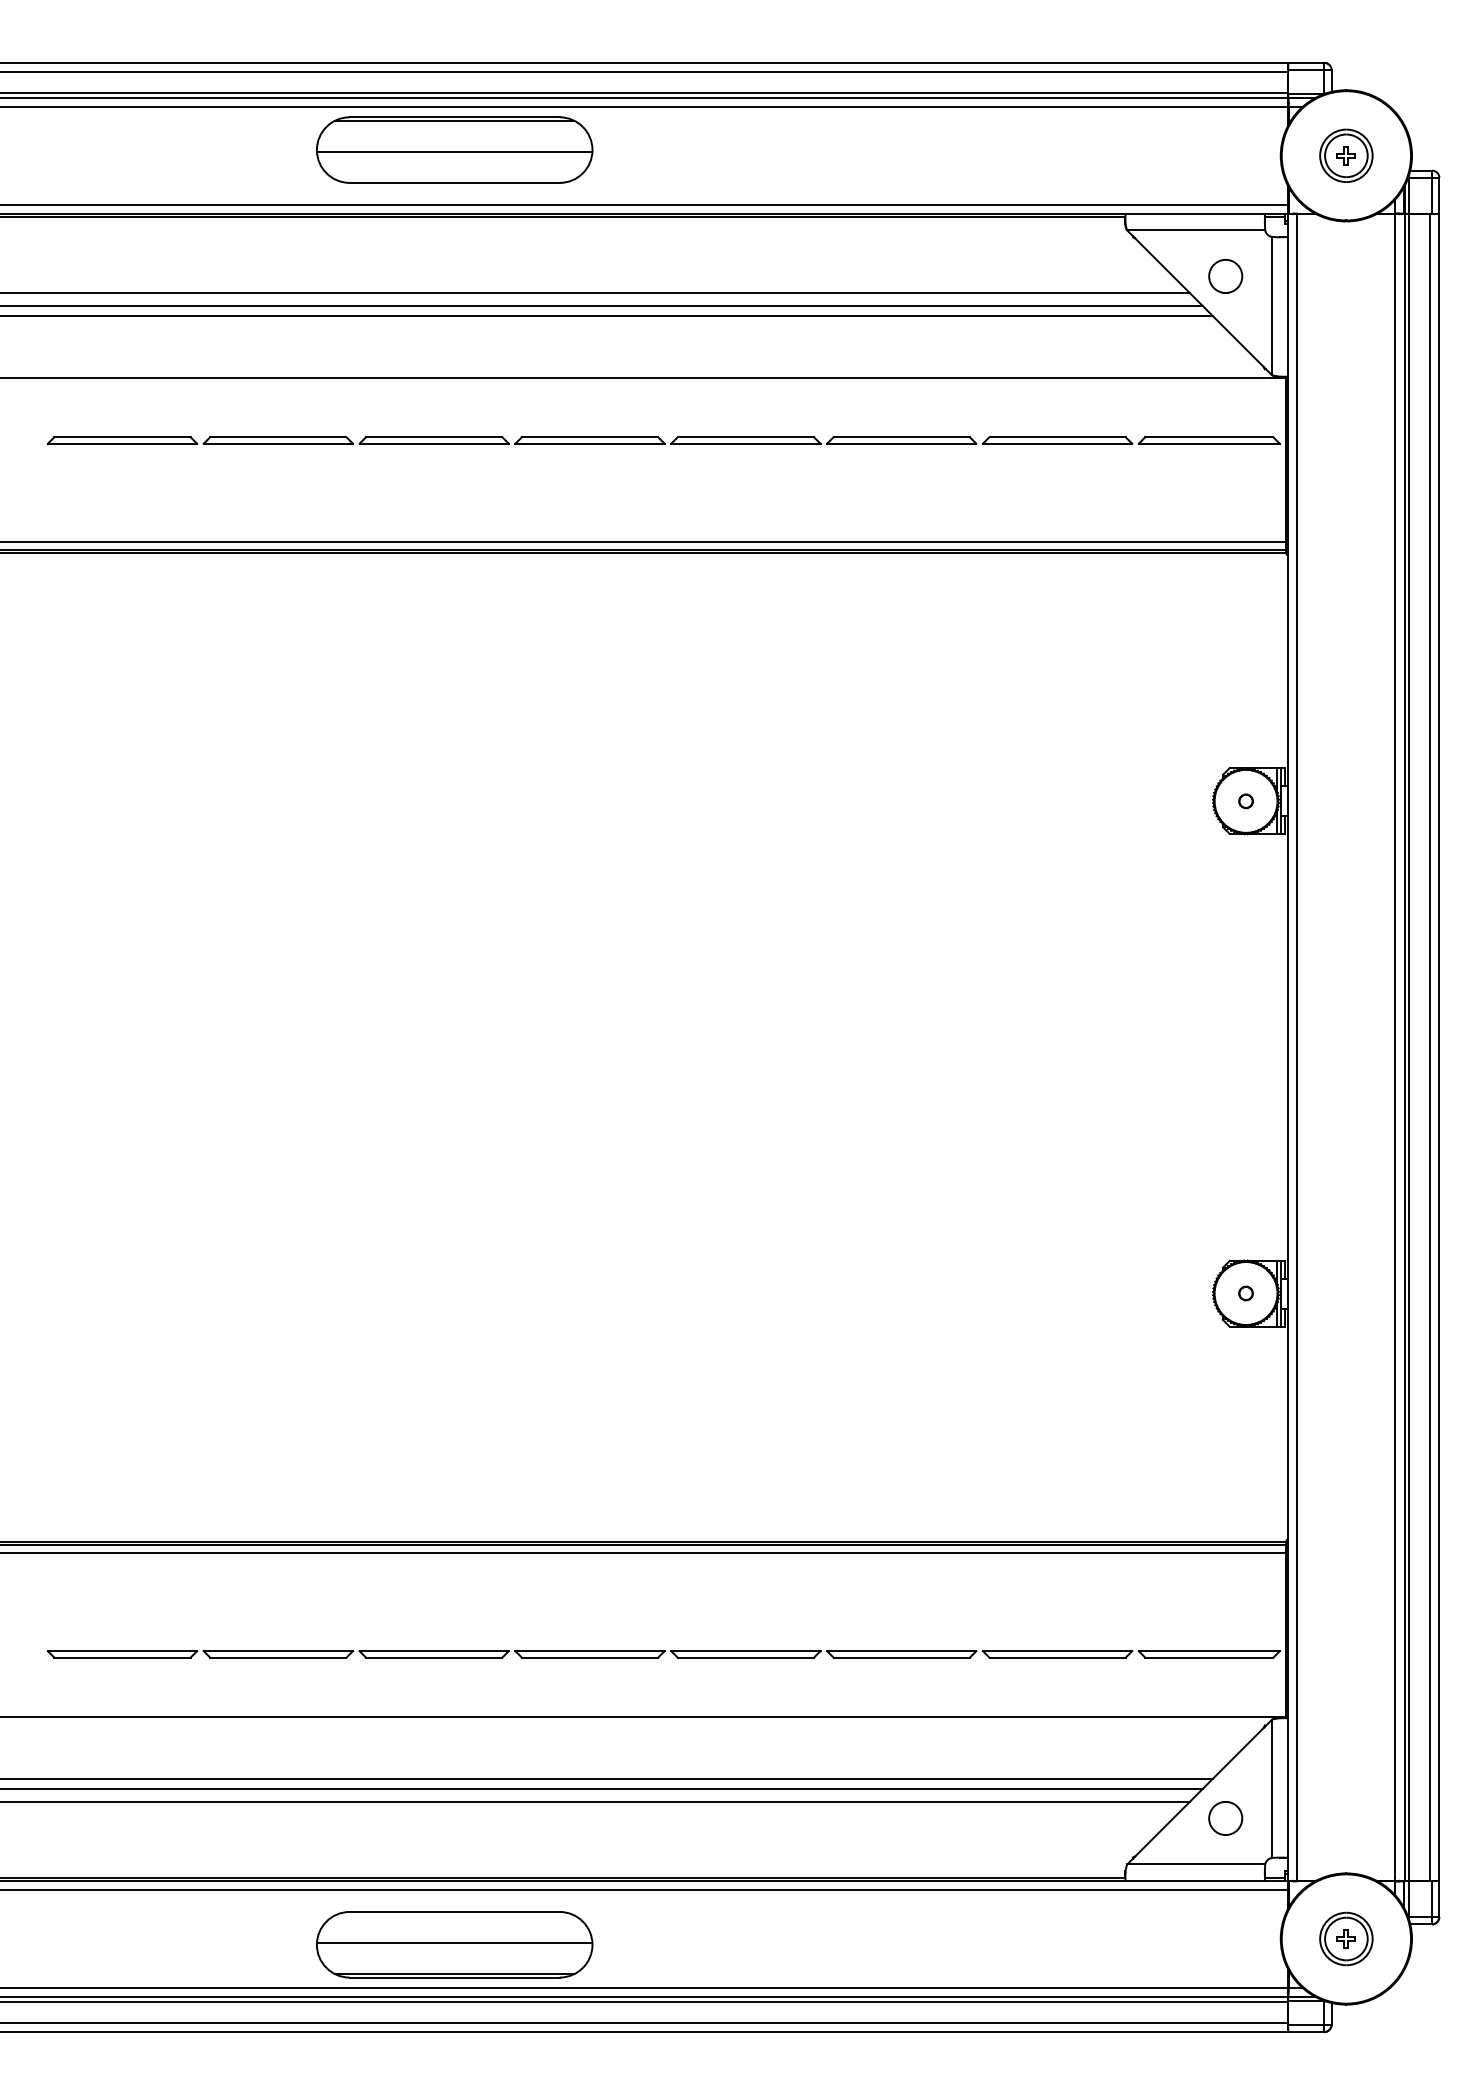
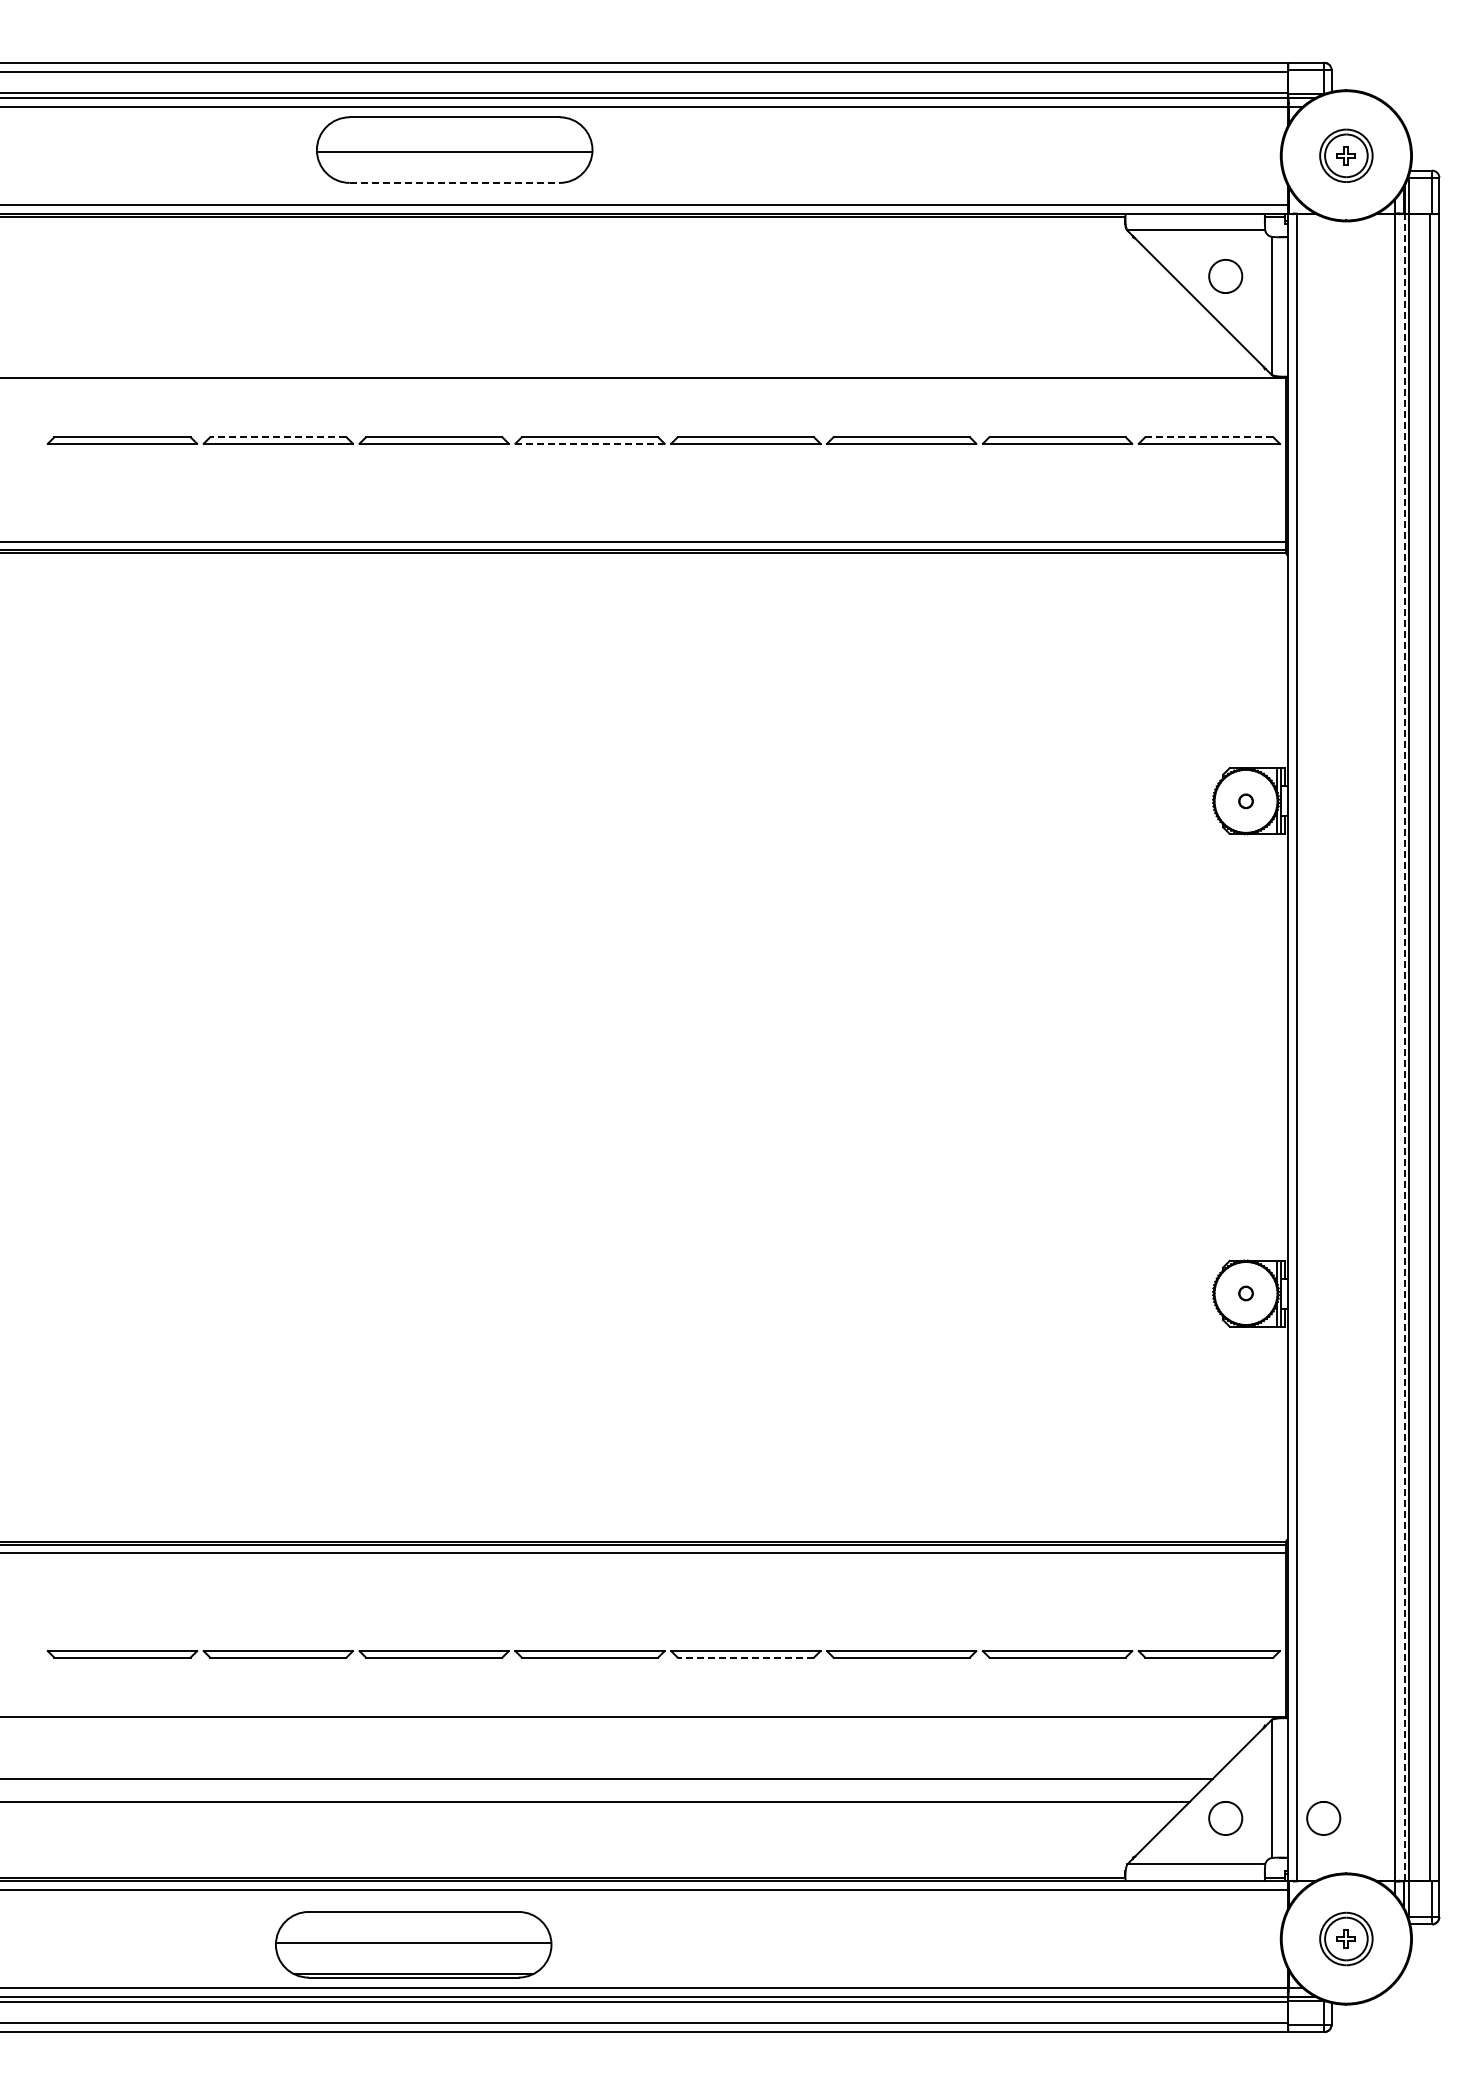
line: present -> none (454, 120)
line: solid -> dashed (454, 182)
line: present -> none (595, 292)
line: present -> none (602, 305)
line: present -> none (607, 315)
line: solid -> dashed (277, 437)
line: solid -> dashed (1209, 437)
line: solid -> dashed (590, 443)
line: solid -> dashed (1404, 1046)
line: solid -> dashed (745, 1657)
line: present -> none (602, 1788)
circle: none -> present (1323, 1818)
part position: (454, 1944) -> (413, 1944) (413, 1944)
